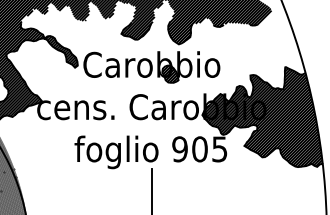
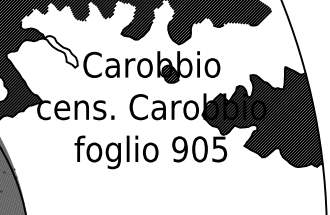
hatch: present -> none (61, 51)
line: present -> none (151, 190)
